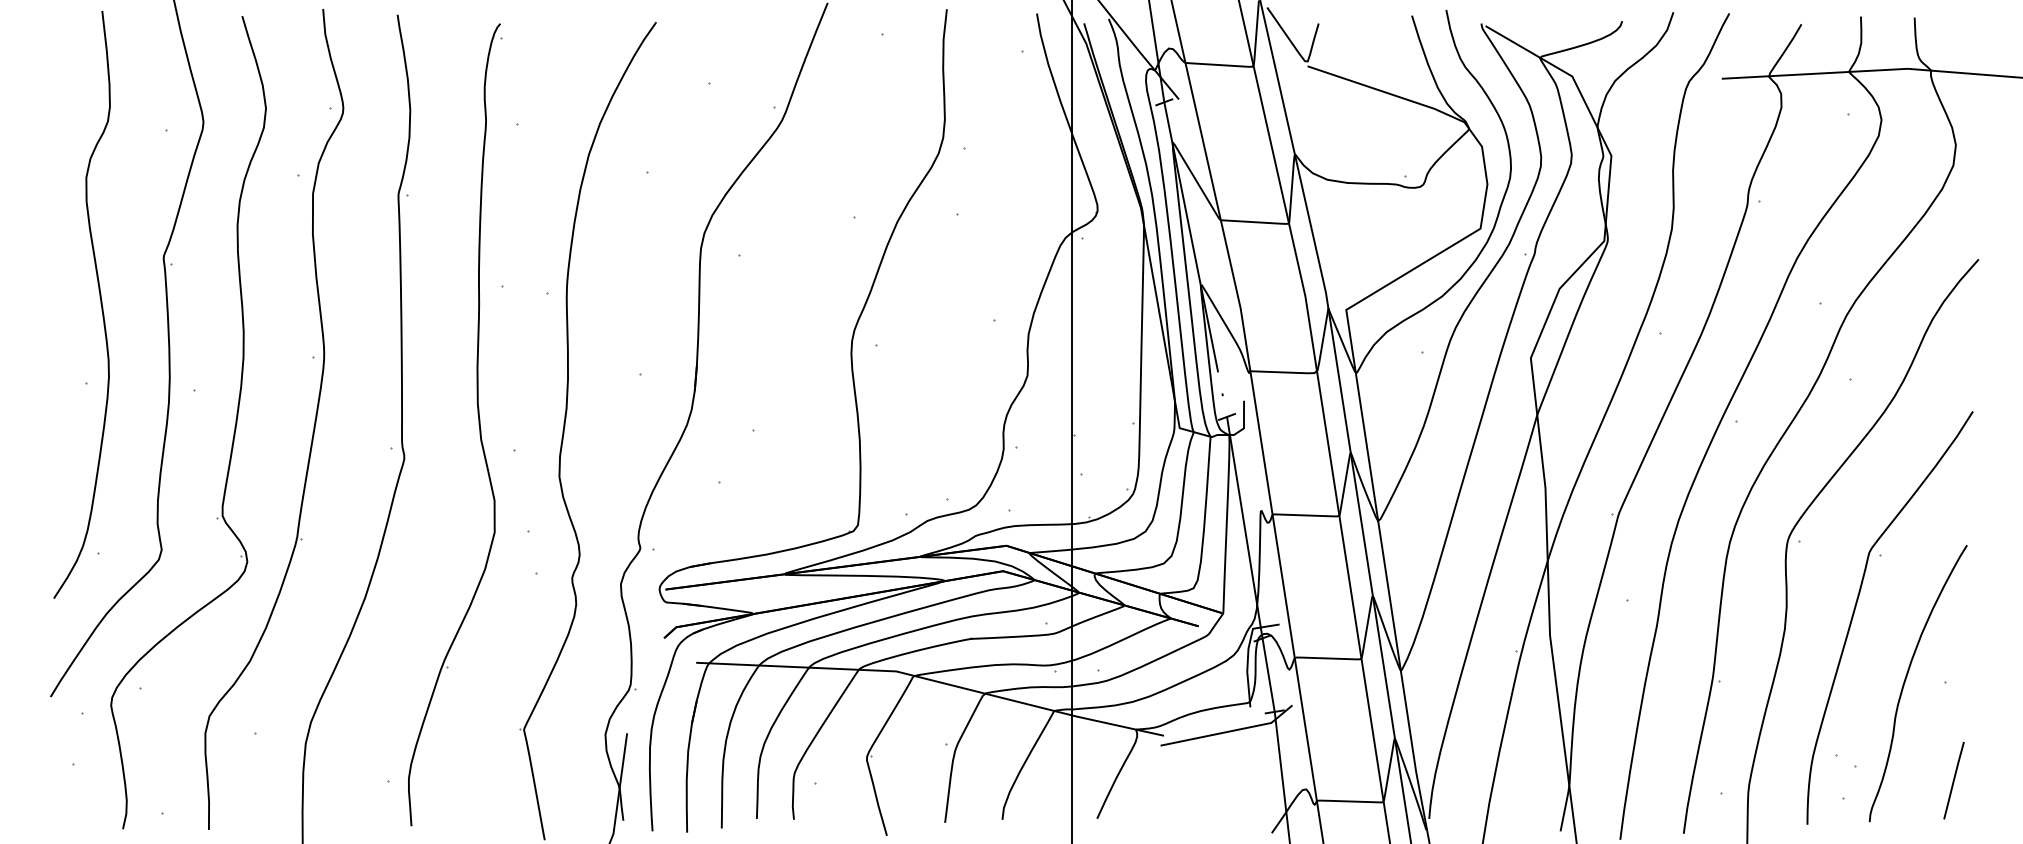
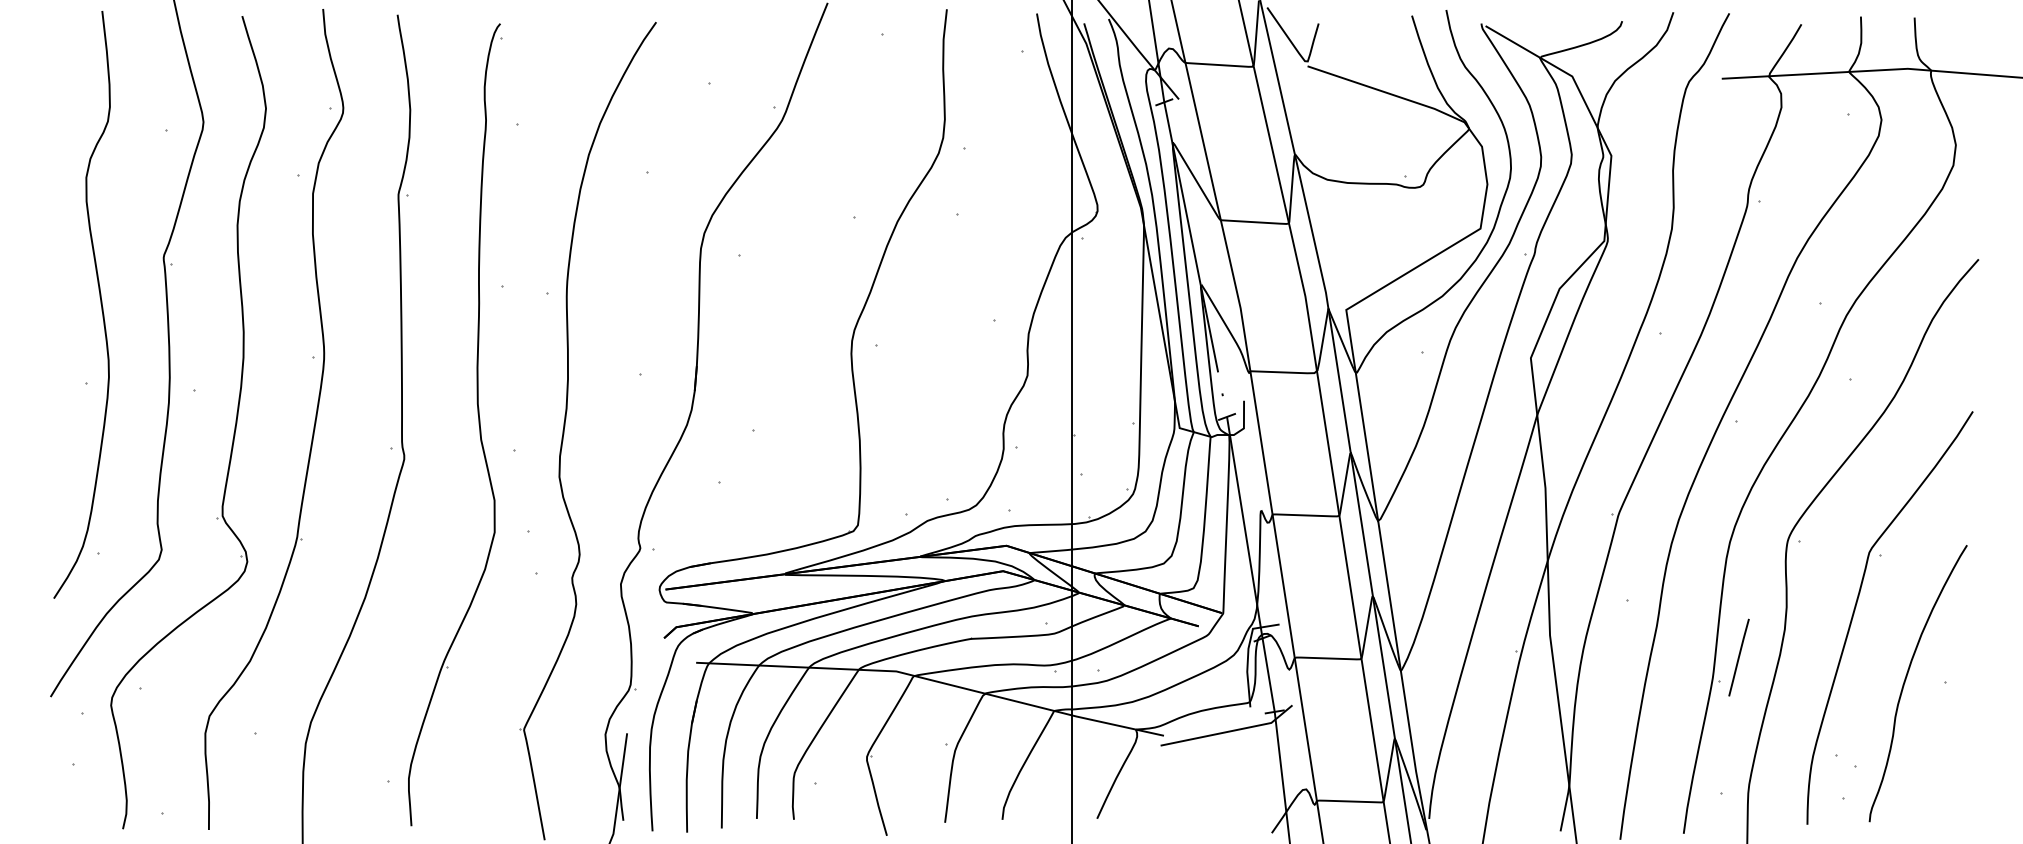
line position: (1953, 780) -> (1738, 657) (1738, 657)
